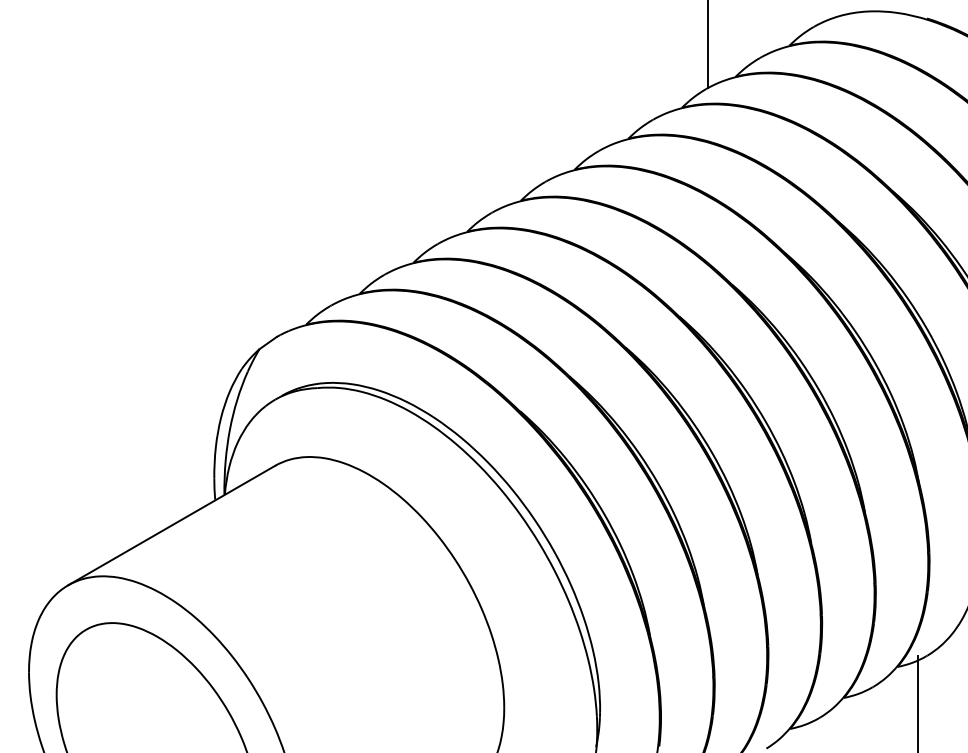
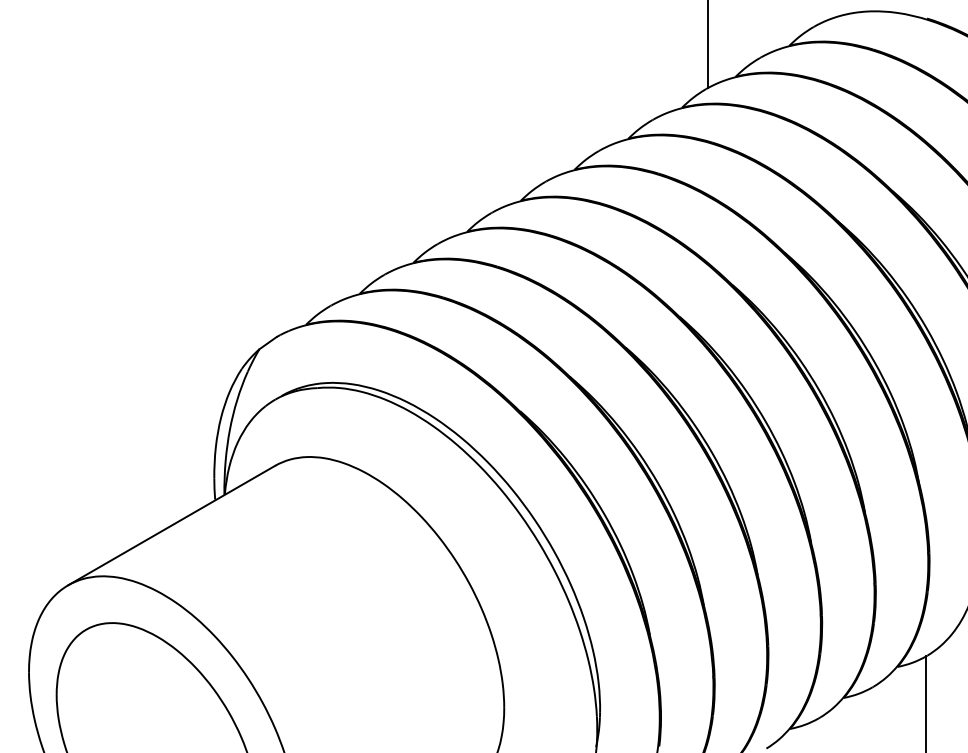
line position: (918, 702) -> (926, 702) (926, 702)
